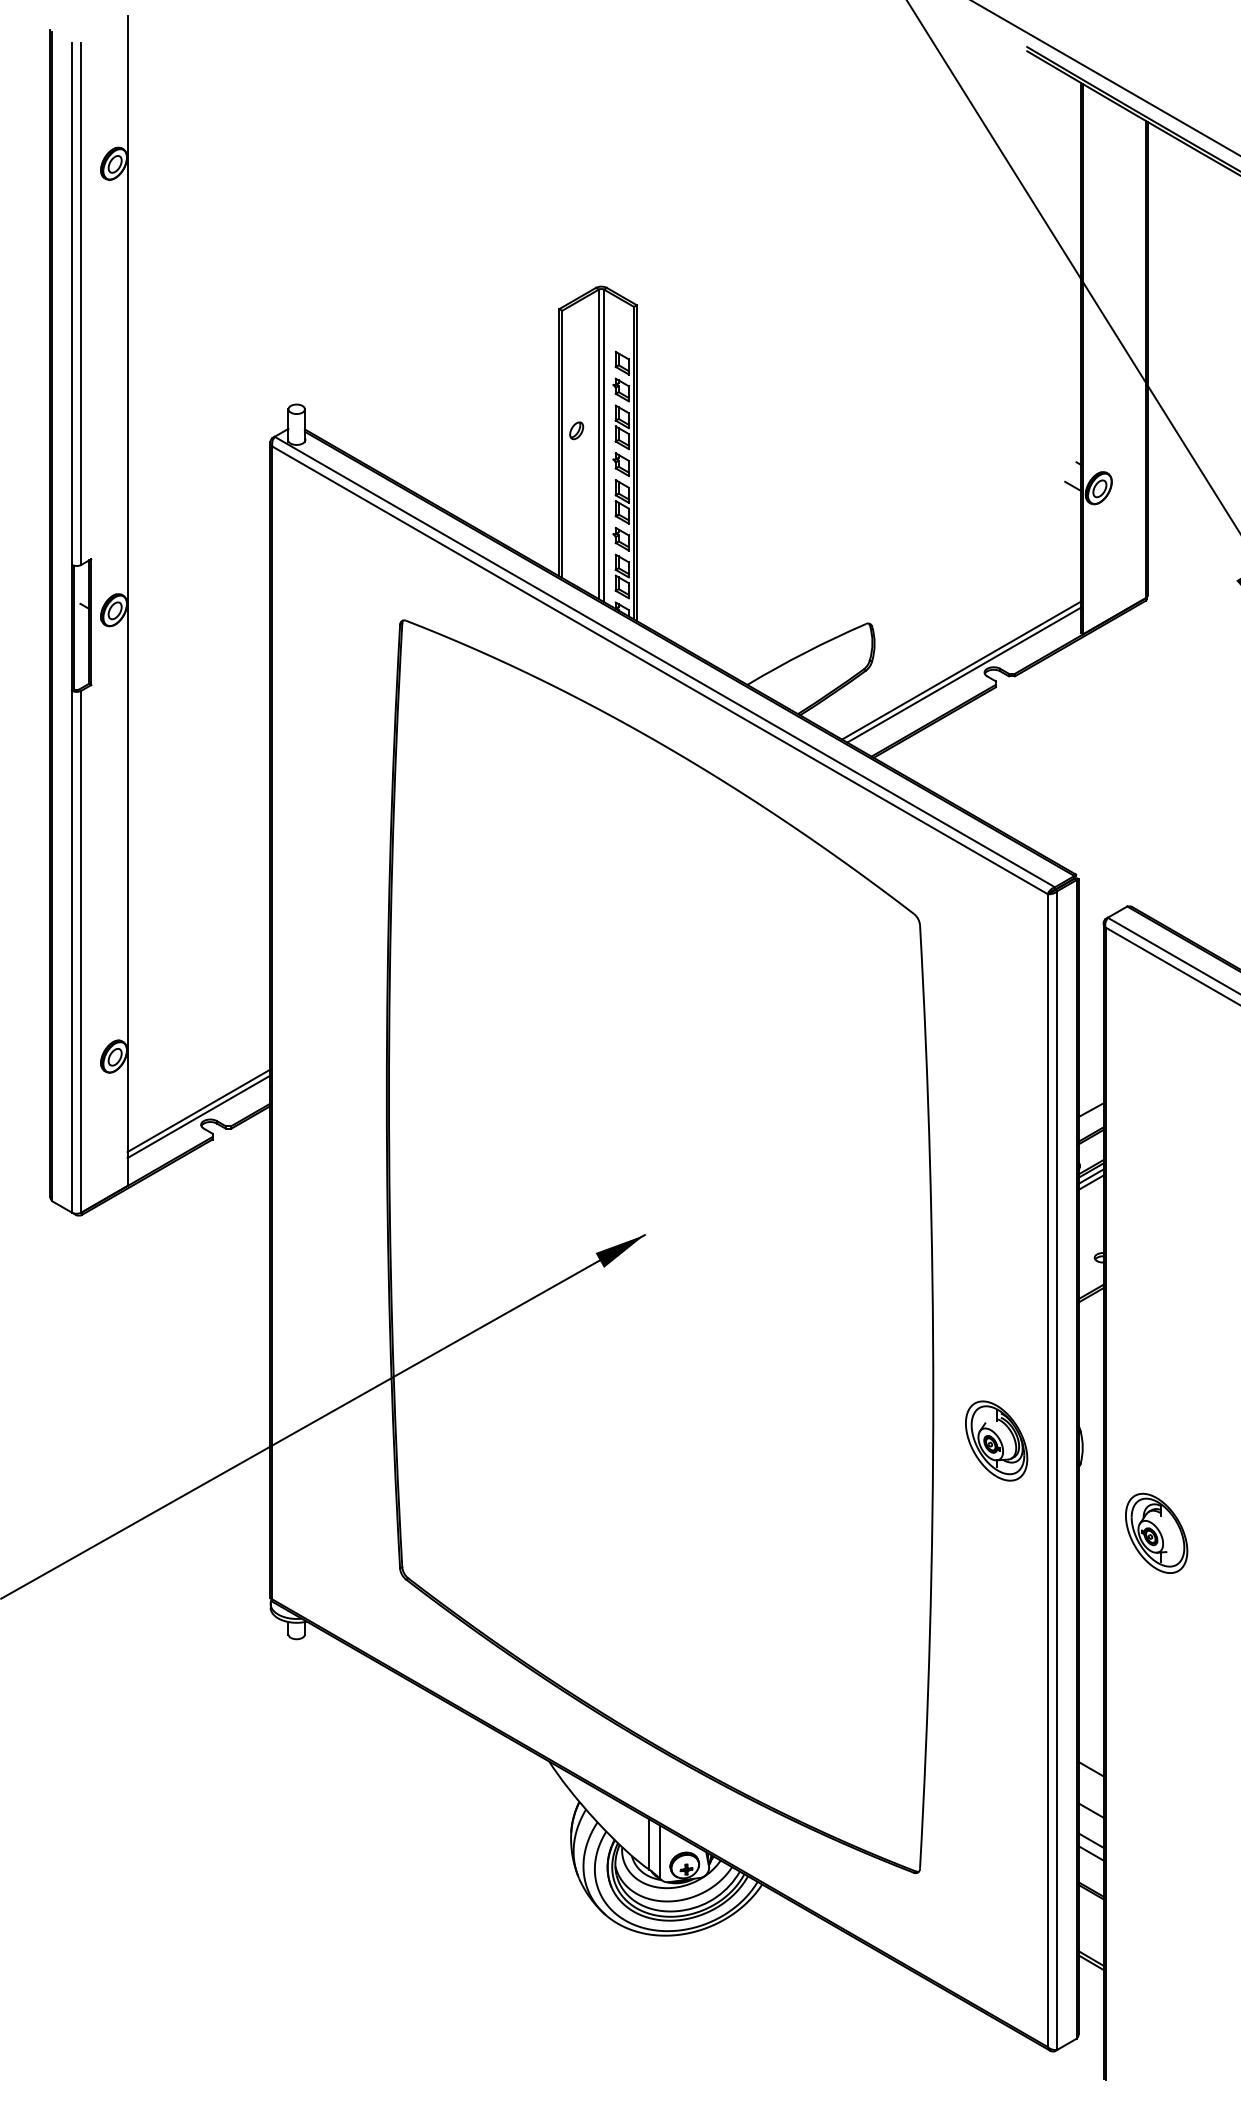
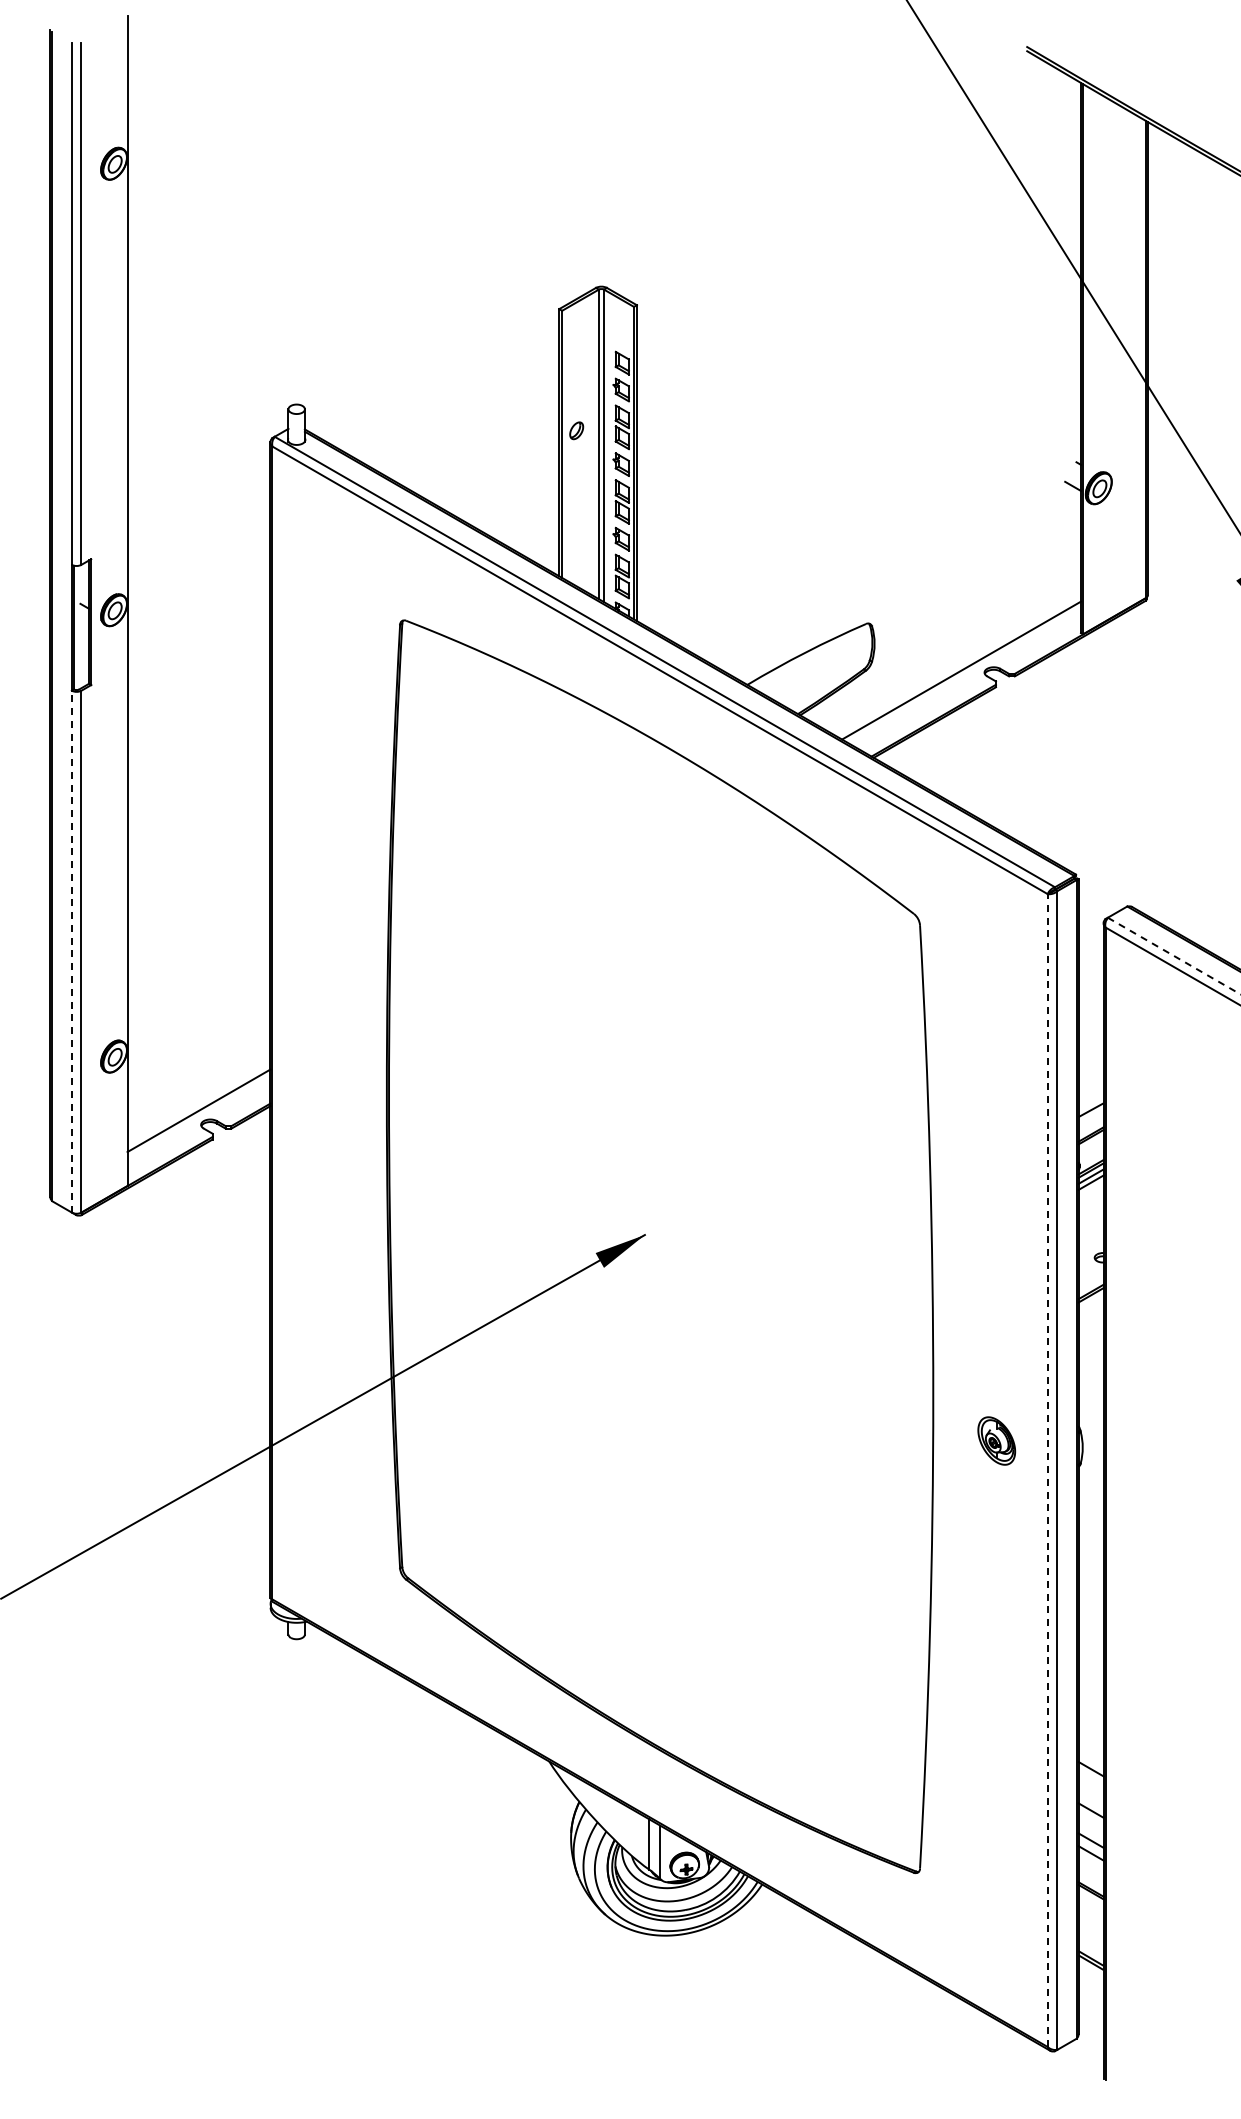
line: present -> none (1105, 78)
line: present -> none (964, 674)
line: solid -> dashed (71, 951)
line: solid -> dashed (1174, 956)
line: present -> none (198, 1116)
part size: 64x82 px -> 40x50 px (996, 1440)
line: solid -> dashed (1047, 1470)
part: present -> none (1156, 1532)
